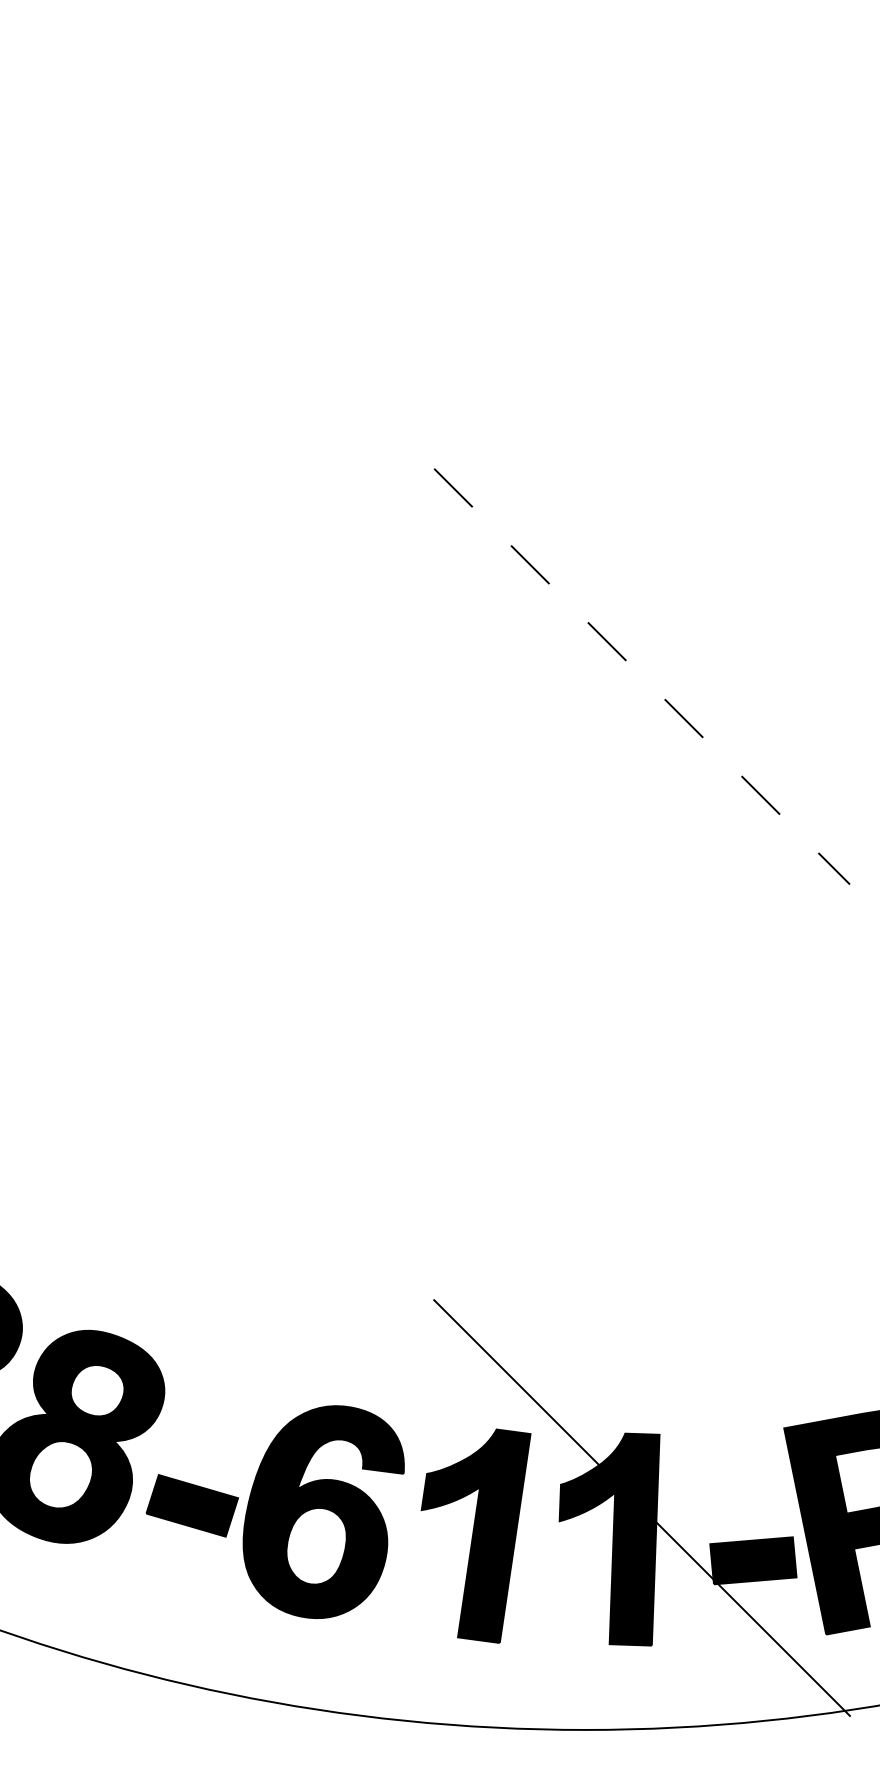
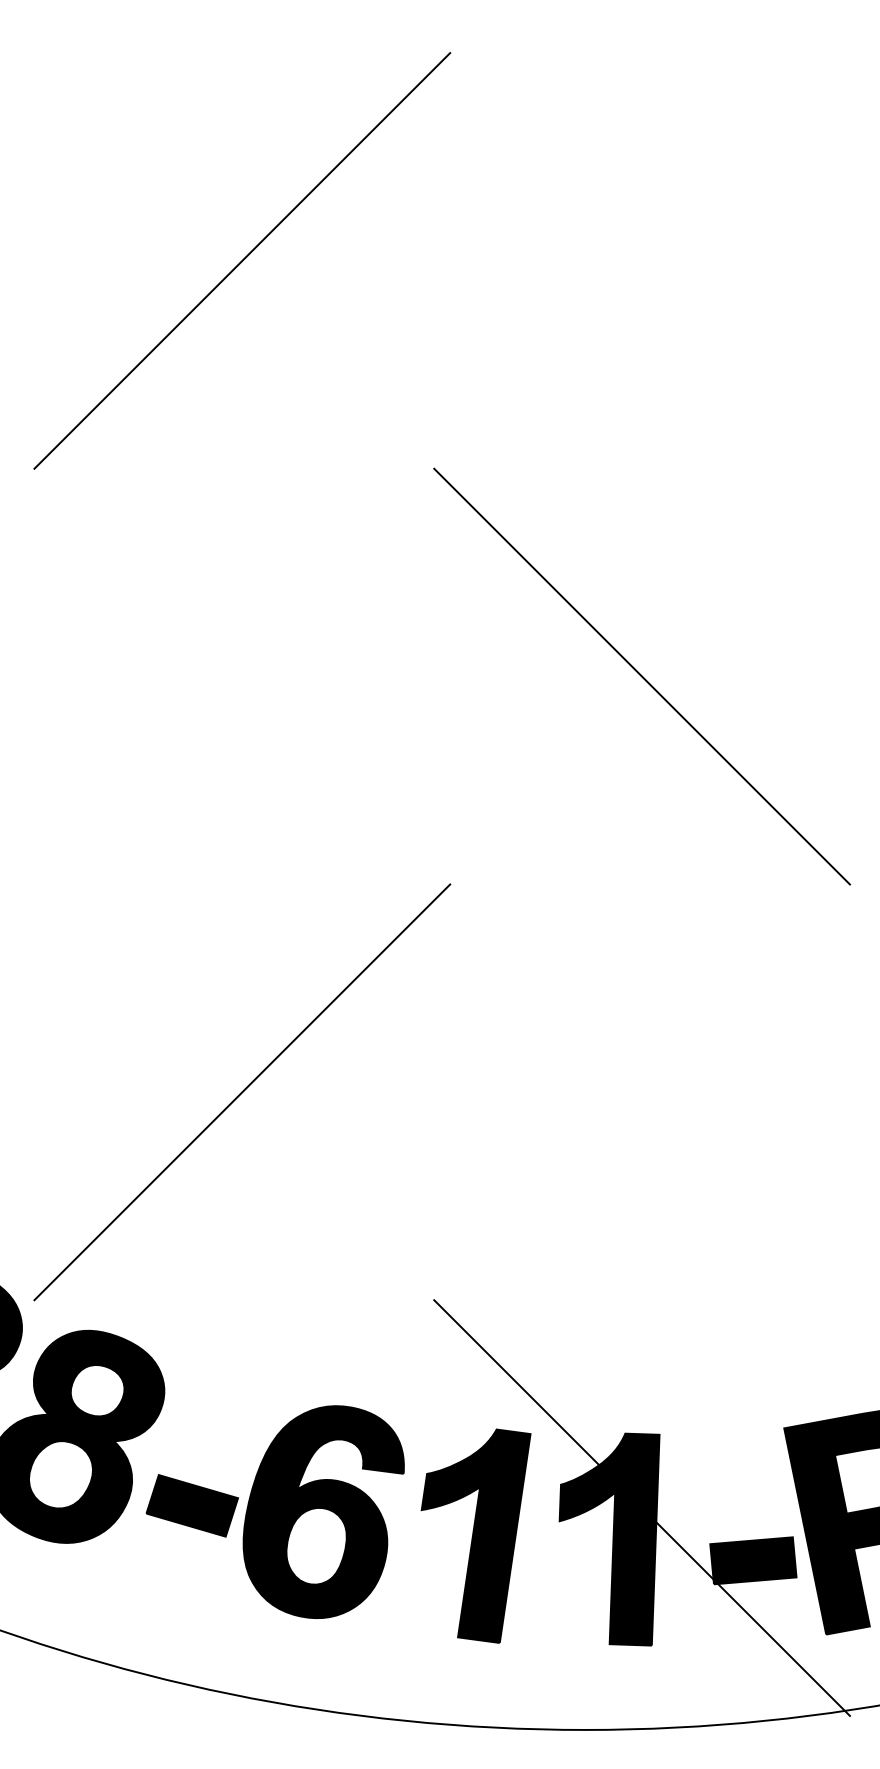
line: none -> present (242, 260)
line: dashed -> solid (642, 676)
line: none -> present (242, 1092)
